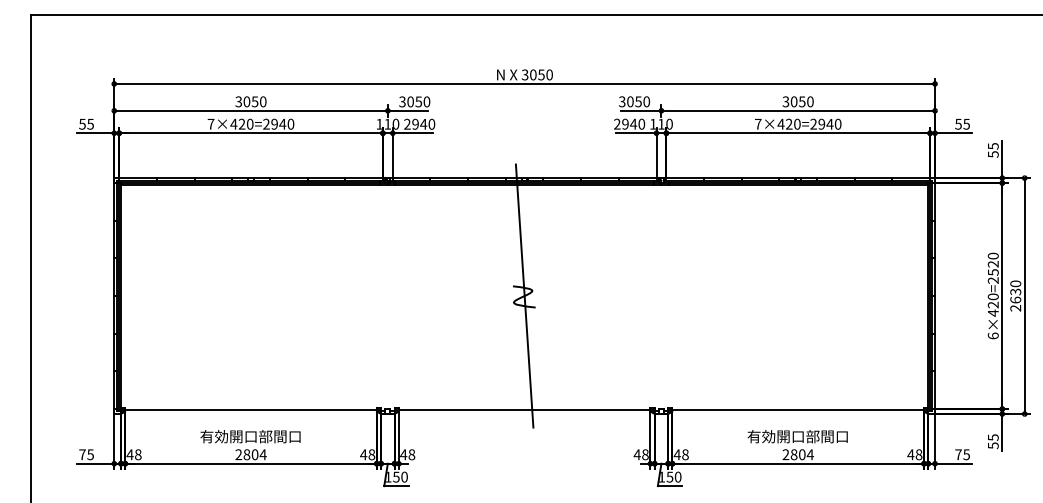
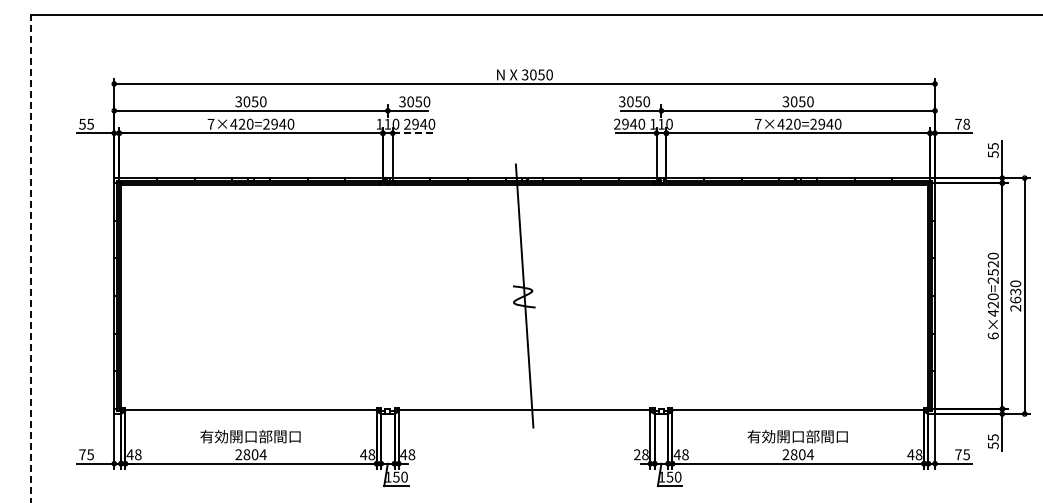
text: 55 -> 78 (962, 123)
line: solid -> dashed (413, 133)
line: solid -> dashed (31, 259)
text: 48 -> 28 (636, 454)
